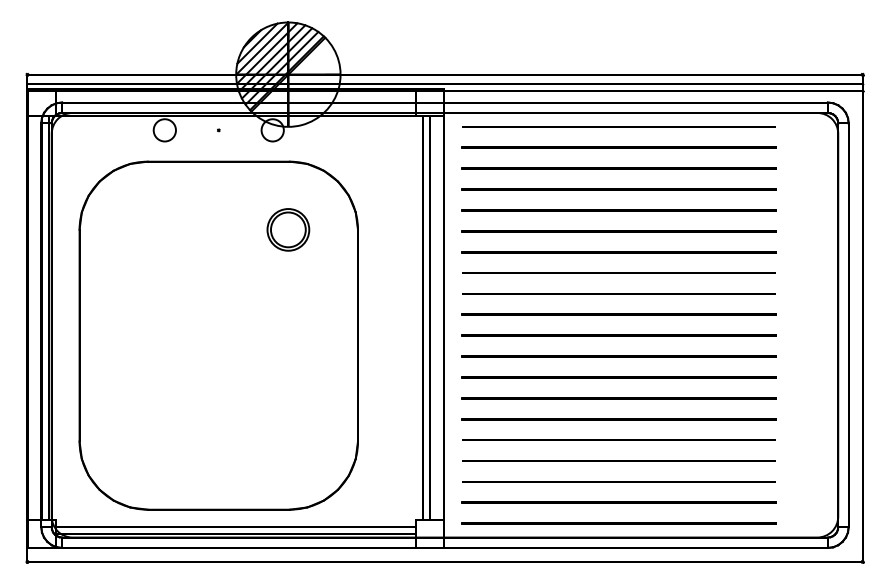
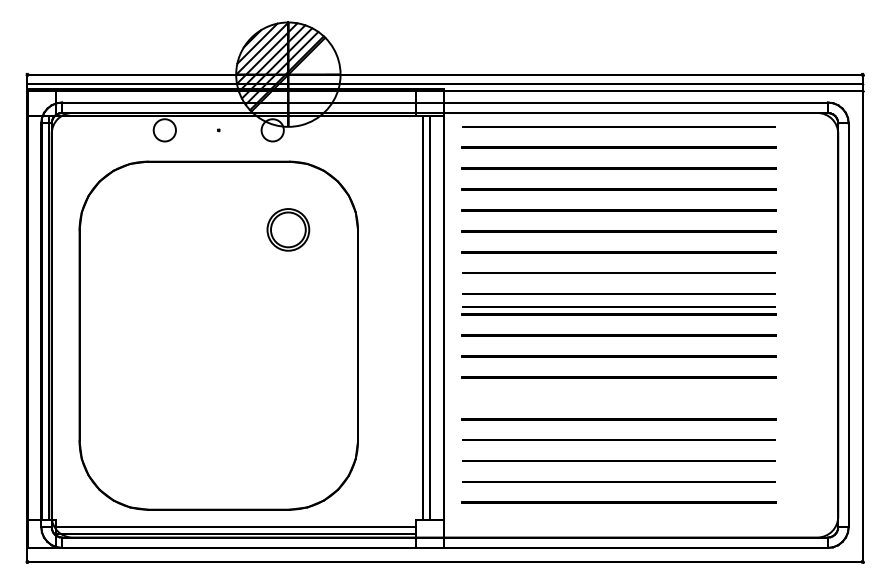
line: none -> present (618, 306)
line: present -> none (618, 398)
line: present -> none (618, 523)
